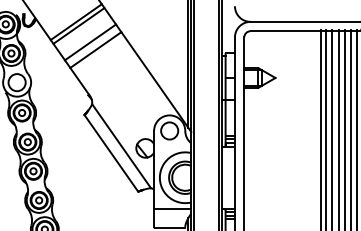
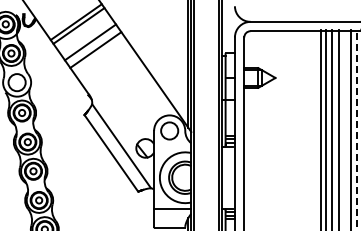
line: present -> none (344, 128)
line: solid -> dashed (357, 129)
